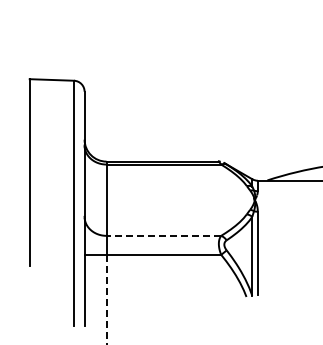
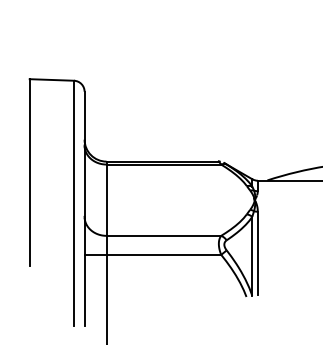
line: dashed -> solid (163, 235)
line: dashed -> solid (106, 299)
